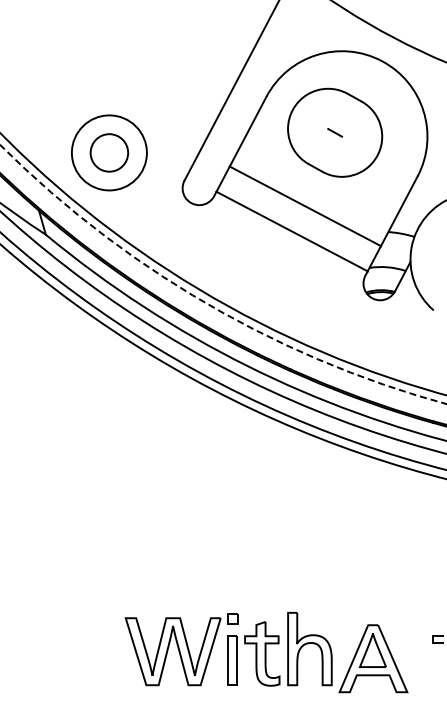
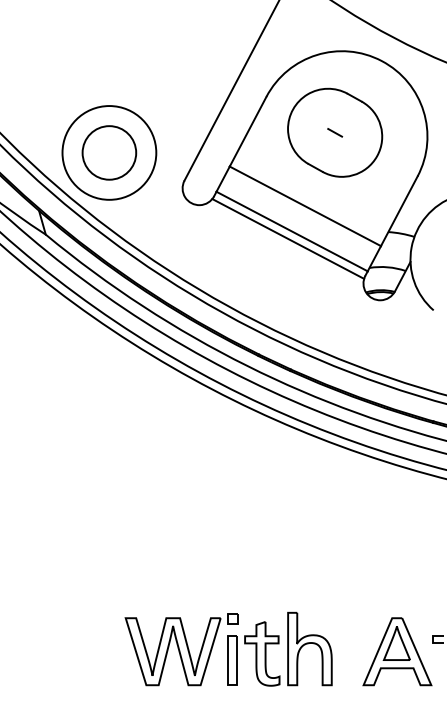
circle diameter: 75 px -> 94 px (109, 152)
circle diameter: 38 px -> 54 px (109, 152)
line: none -> present (288, 238)
arc: dashed -> solid (207, 304)
part position: (373, 658) -> (397, 651) (397, 651)
